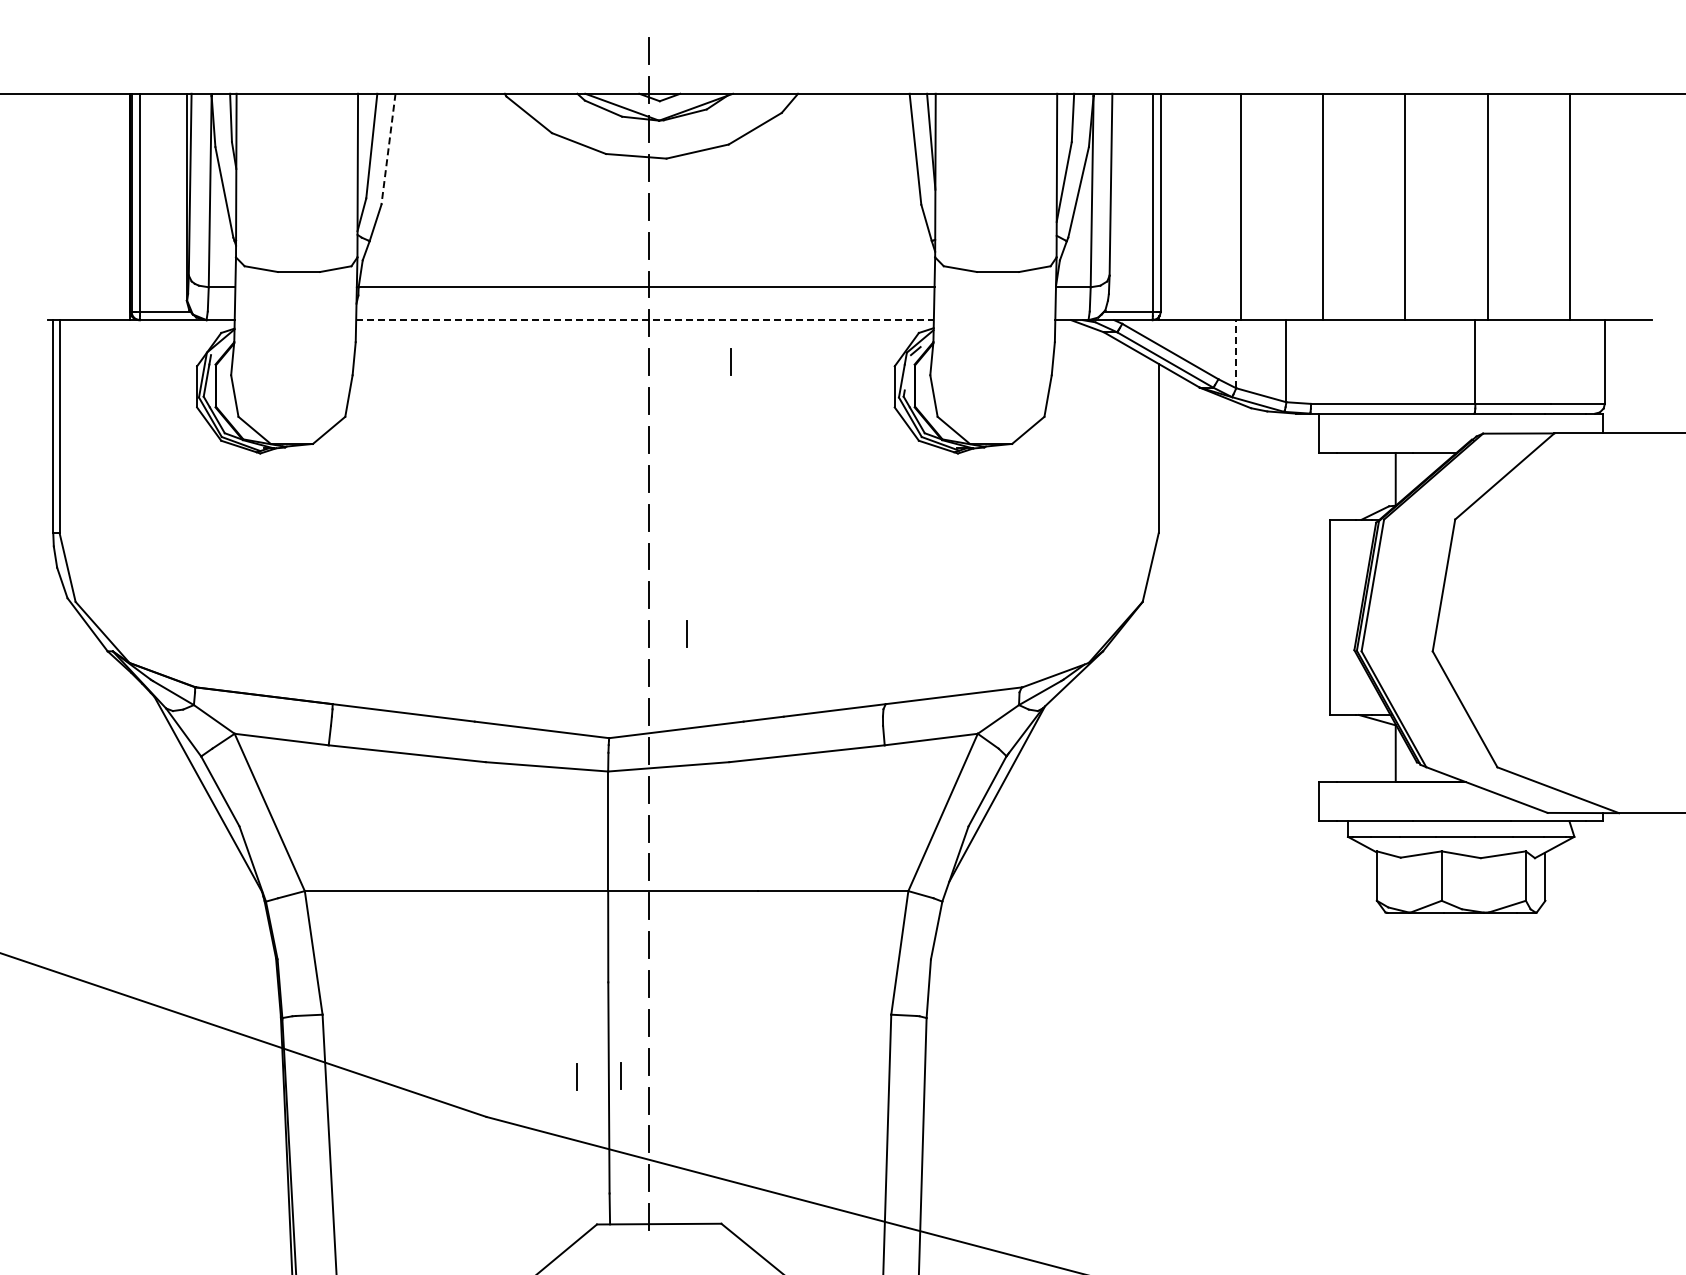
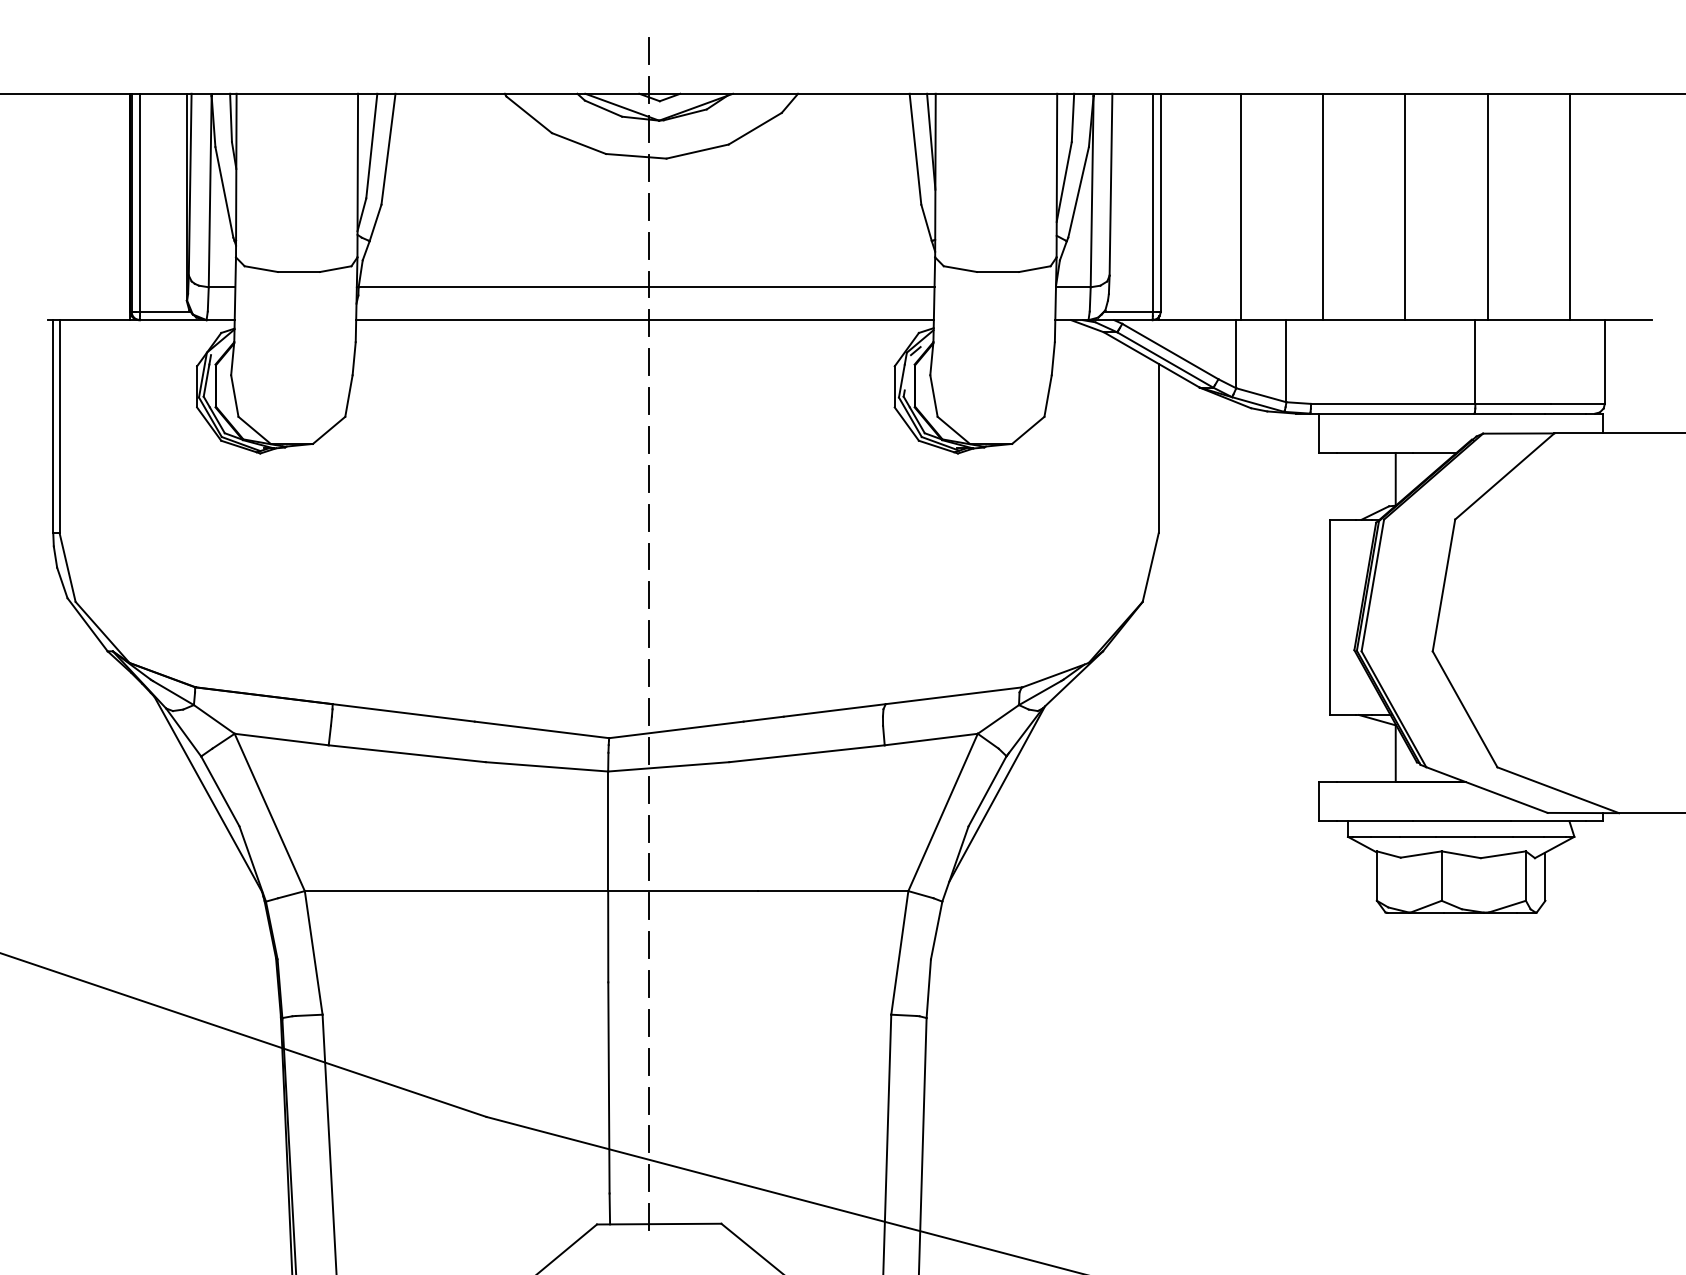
line: dashed -> solid (388, 149)
line: dashed -> solid (645, 320)
line: dashed -> solid (1236, 353)
line: present -> none (730, 361)
line: present -> none (686, 633)
line: present -> none (620, 1075)
line: present -> none (576, 1076)
